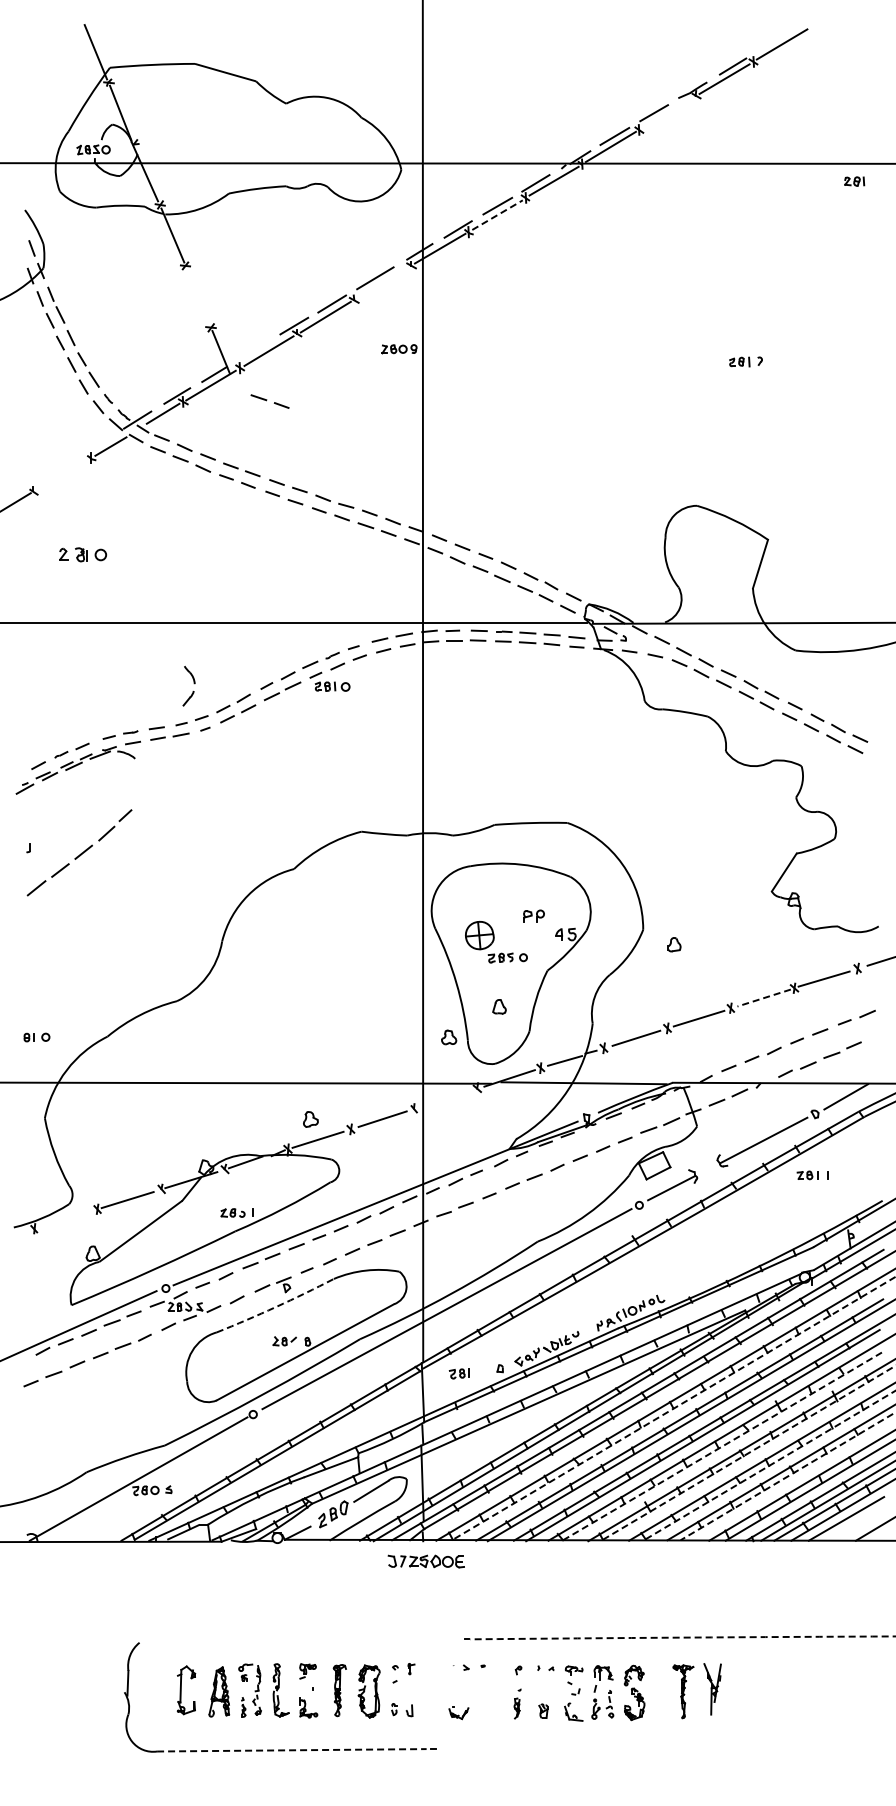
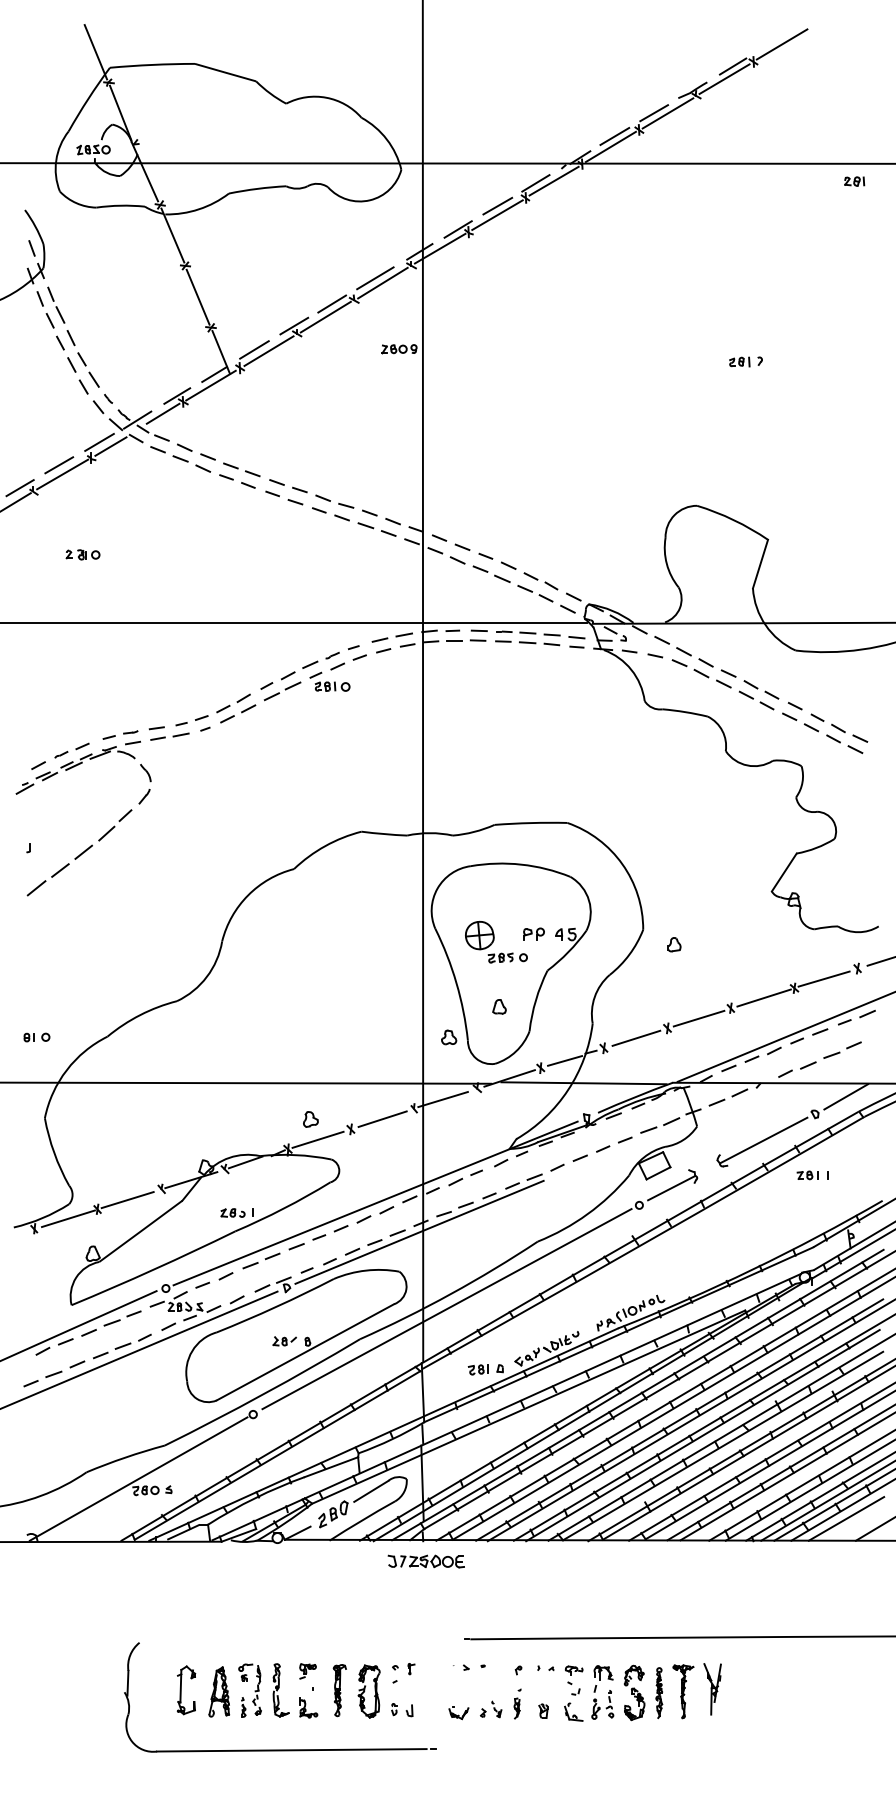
line: none -> present (667, 113)
line: dashed -> solid (497, 214)
line: none -> present (382, 282)
line: none -> present (197, 296)
line: none -> present (254, 349)
part: present -> none (269, 401)
line: none -> present (99, 441)
line: none -> present (59, 465)
line: none -> present (62, 474)
line: none -> present (19, 488)
part size: 48x16 px -> 36x12 px (82, 554)
part position: (188, 686) -> (144, 784) (144, 784)
part position: (533, 915) -> (533, 933) (533, 933)
line: dashed -> solid (763, 998)
line: none -> present (784, 1037)
line: none -> present (442, 1099)
line: none -> present (67, 1218)
line: none -> present (419, 1231)
arc: dashed -> solid (275, 1307)
line: none -> present (139, 1349)
part position: (458, 1373) -> (477, 1369) (477, 1369)
line: dashed -> solid (673, 1408)
line: dashed -> solid (723, 1446)
line: dashed -> solid (749, 1452)
line: dashed -> solid (771, 1464)
line: dashed -> solid (787, 1476)
arc: dashed -> solid (683, 1637)
part: none -> present (659, 1693)
part: none -> present (491, 1709)
line: dashed -> solid (291, 1750)
